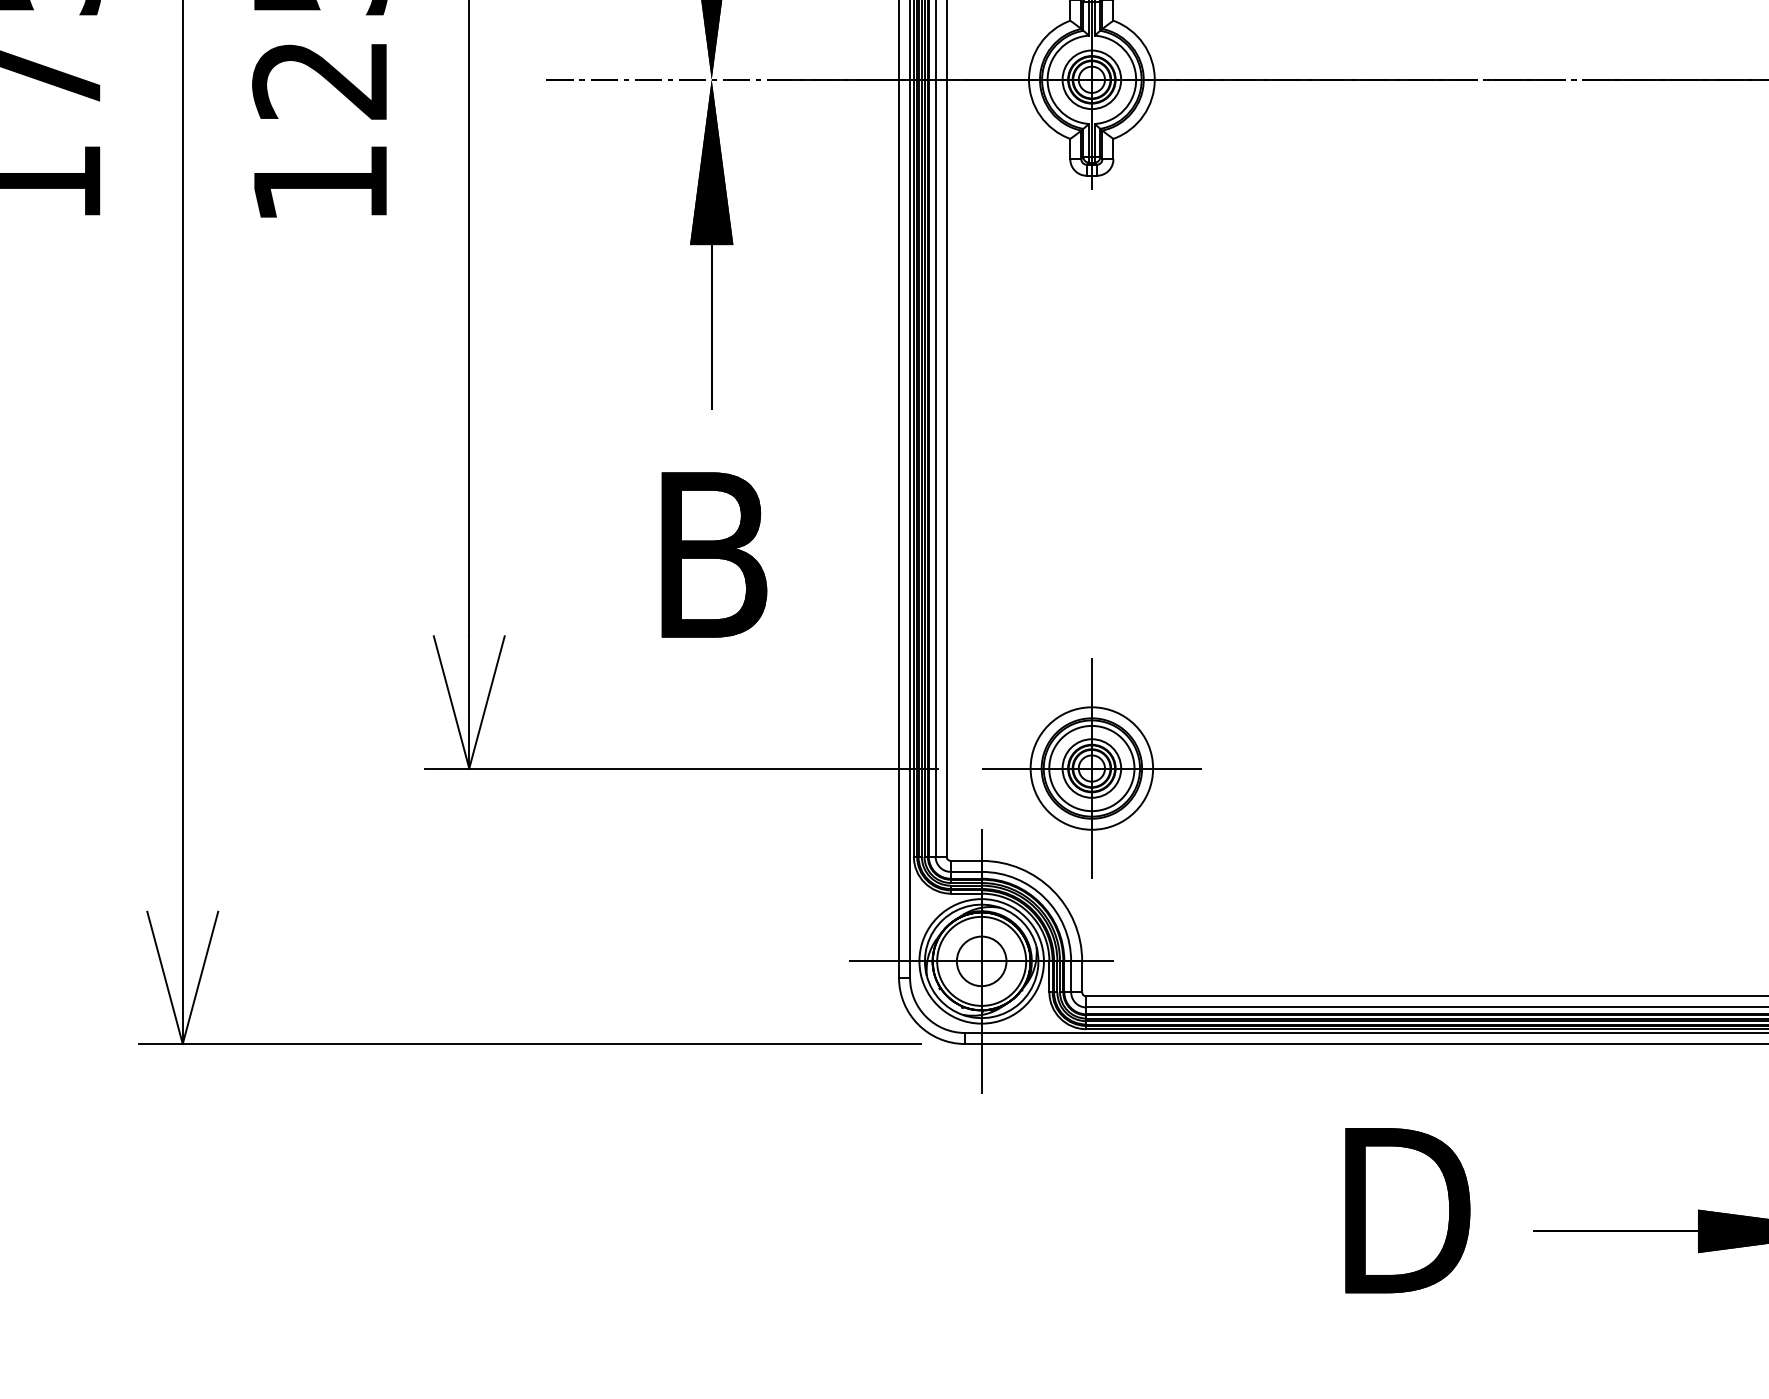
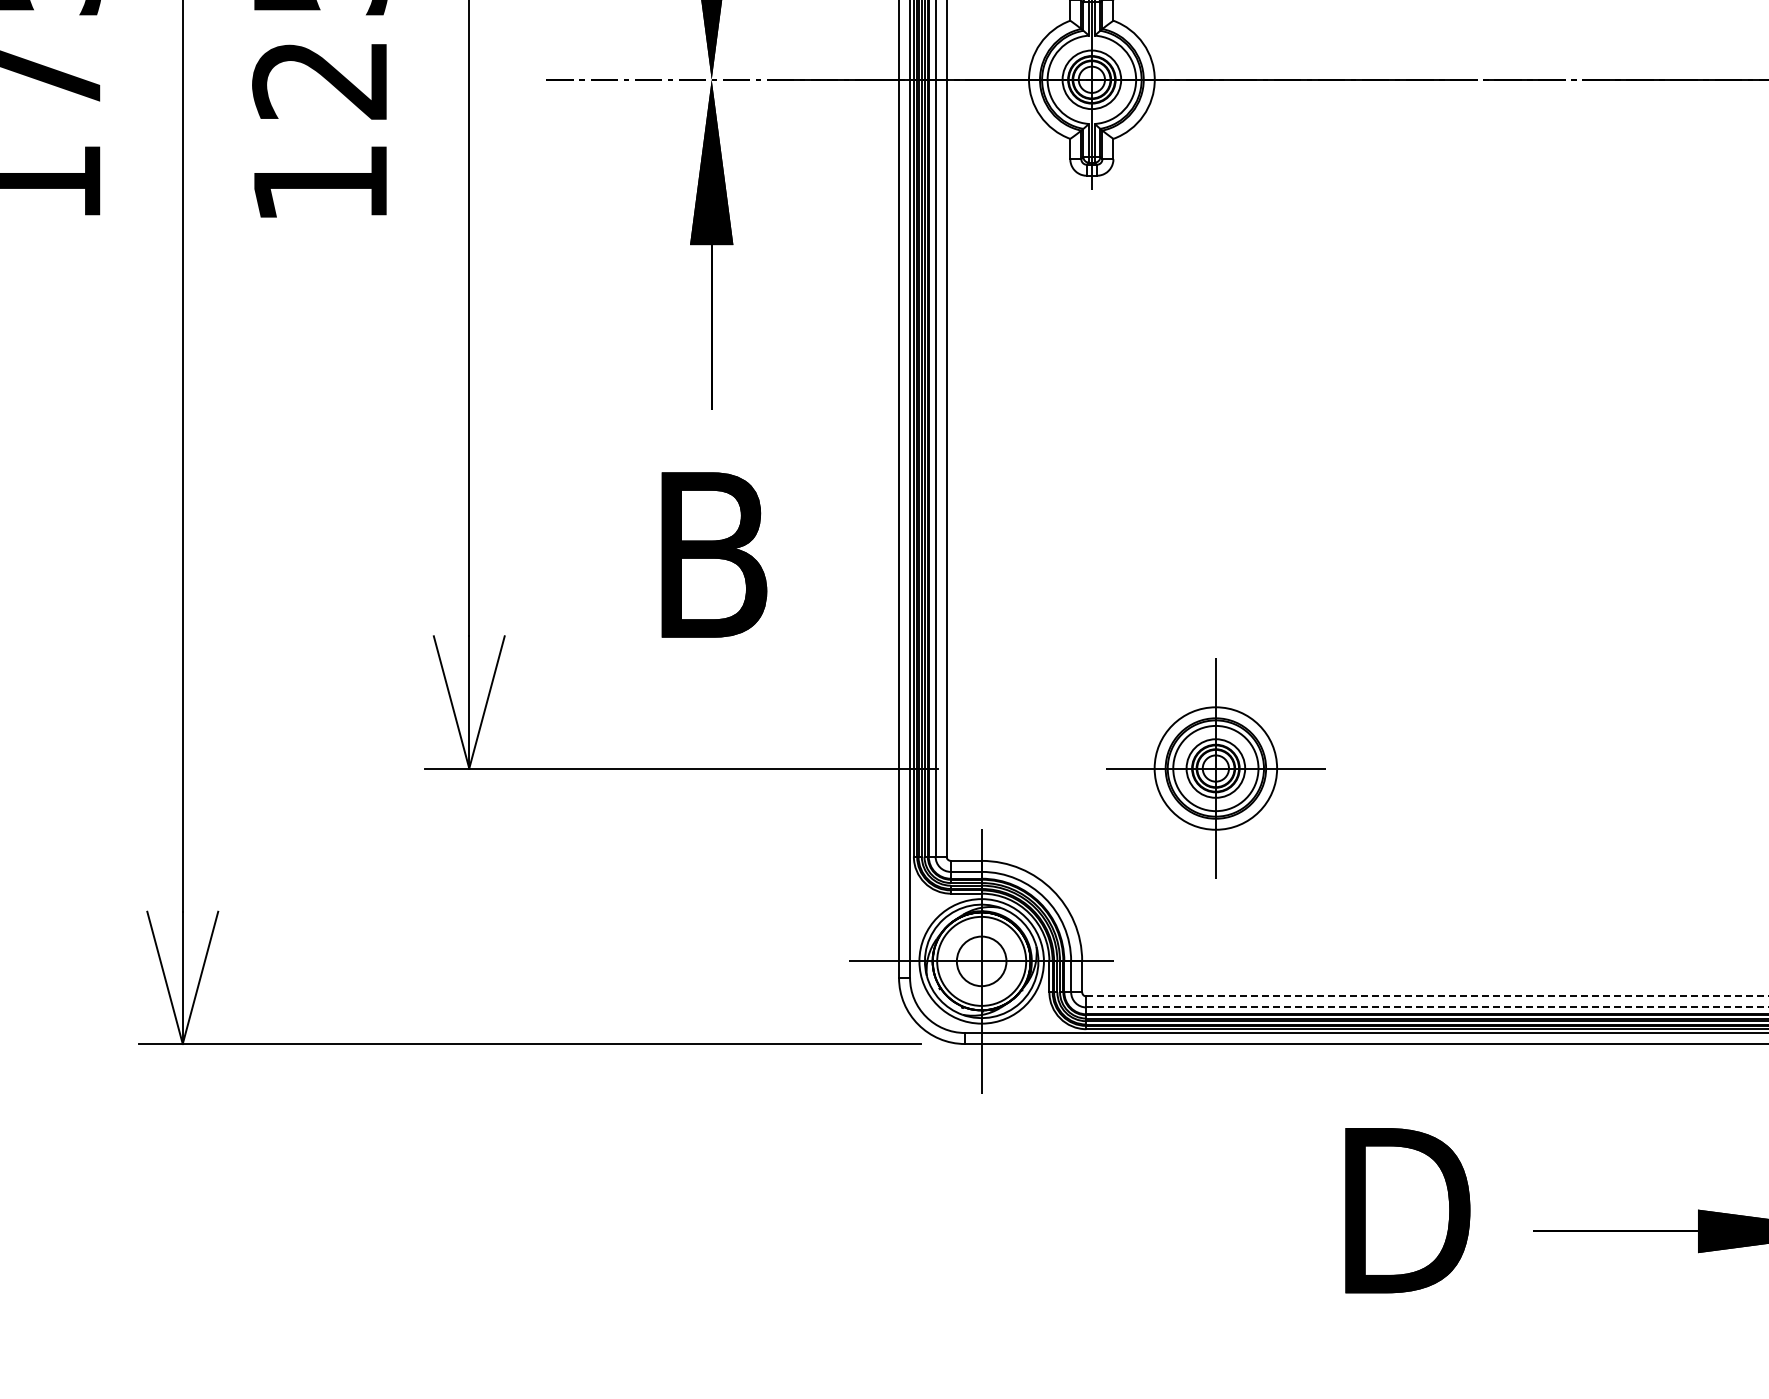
part position: (1091, 768) -> (1215, 768) (1215, 768)
line: solid -> dashed (1427, 996)
line: solid -> dashed (1427, 1007)
